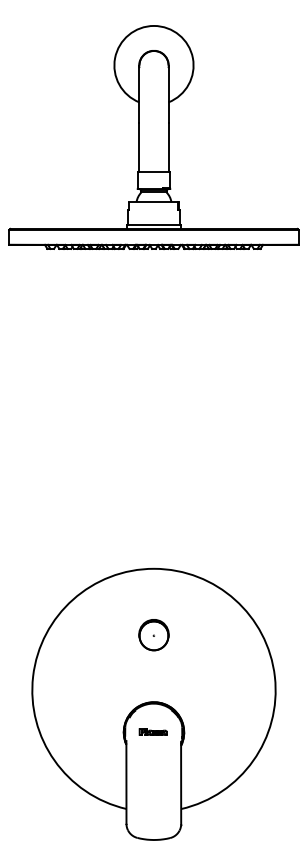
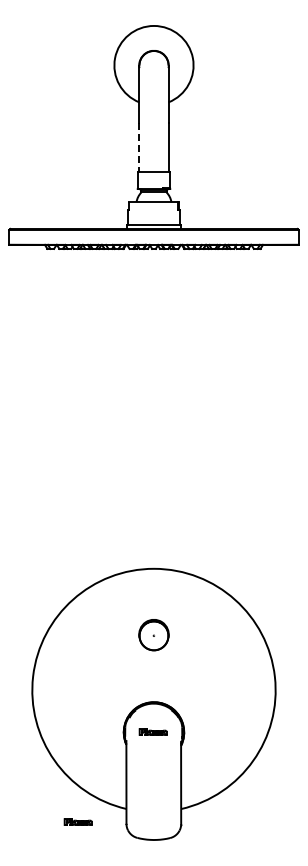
line: solid -> dashed (139, 147)
part: none -> present (77, 821)
